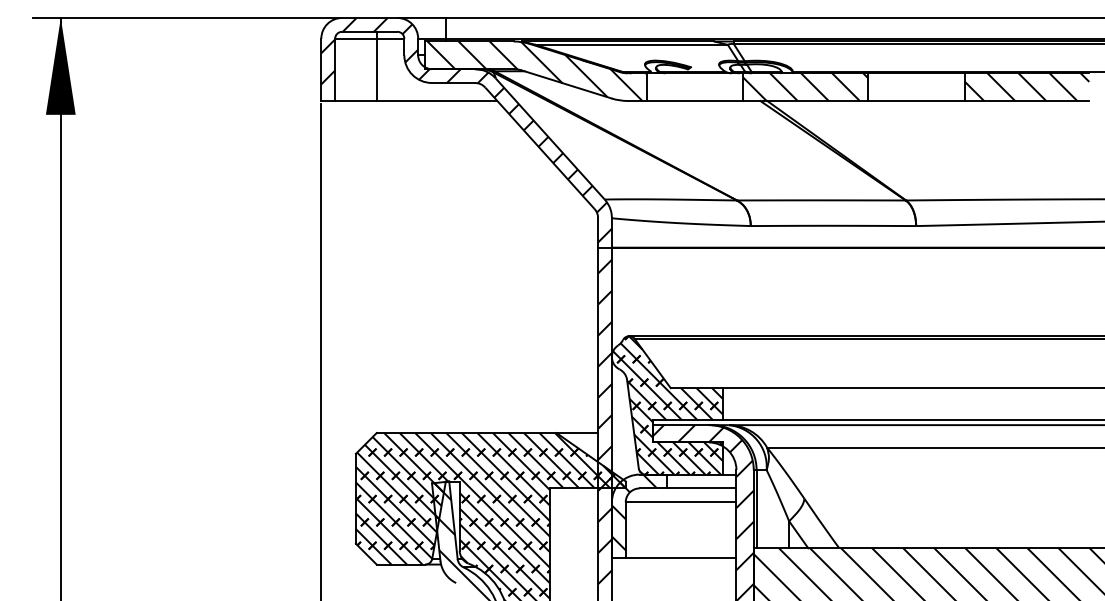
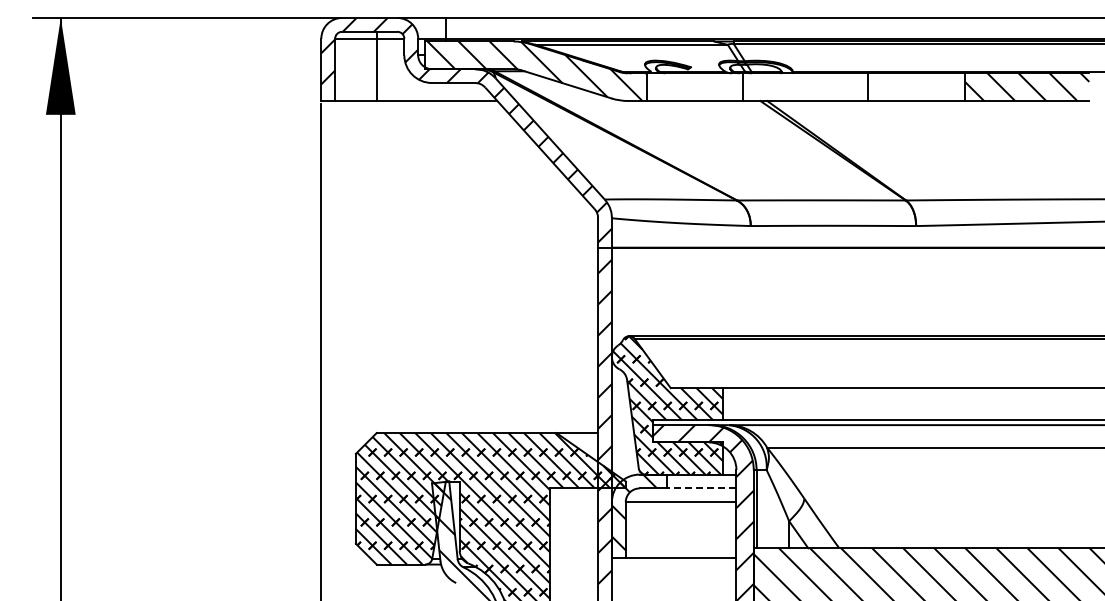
hatch: present -> none (805, 87)
line: solid -> dashed (701, 488)
